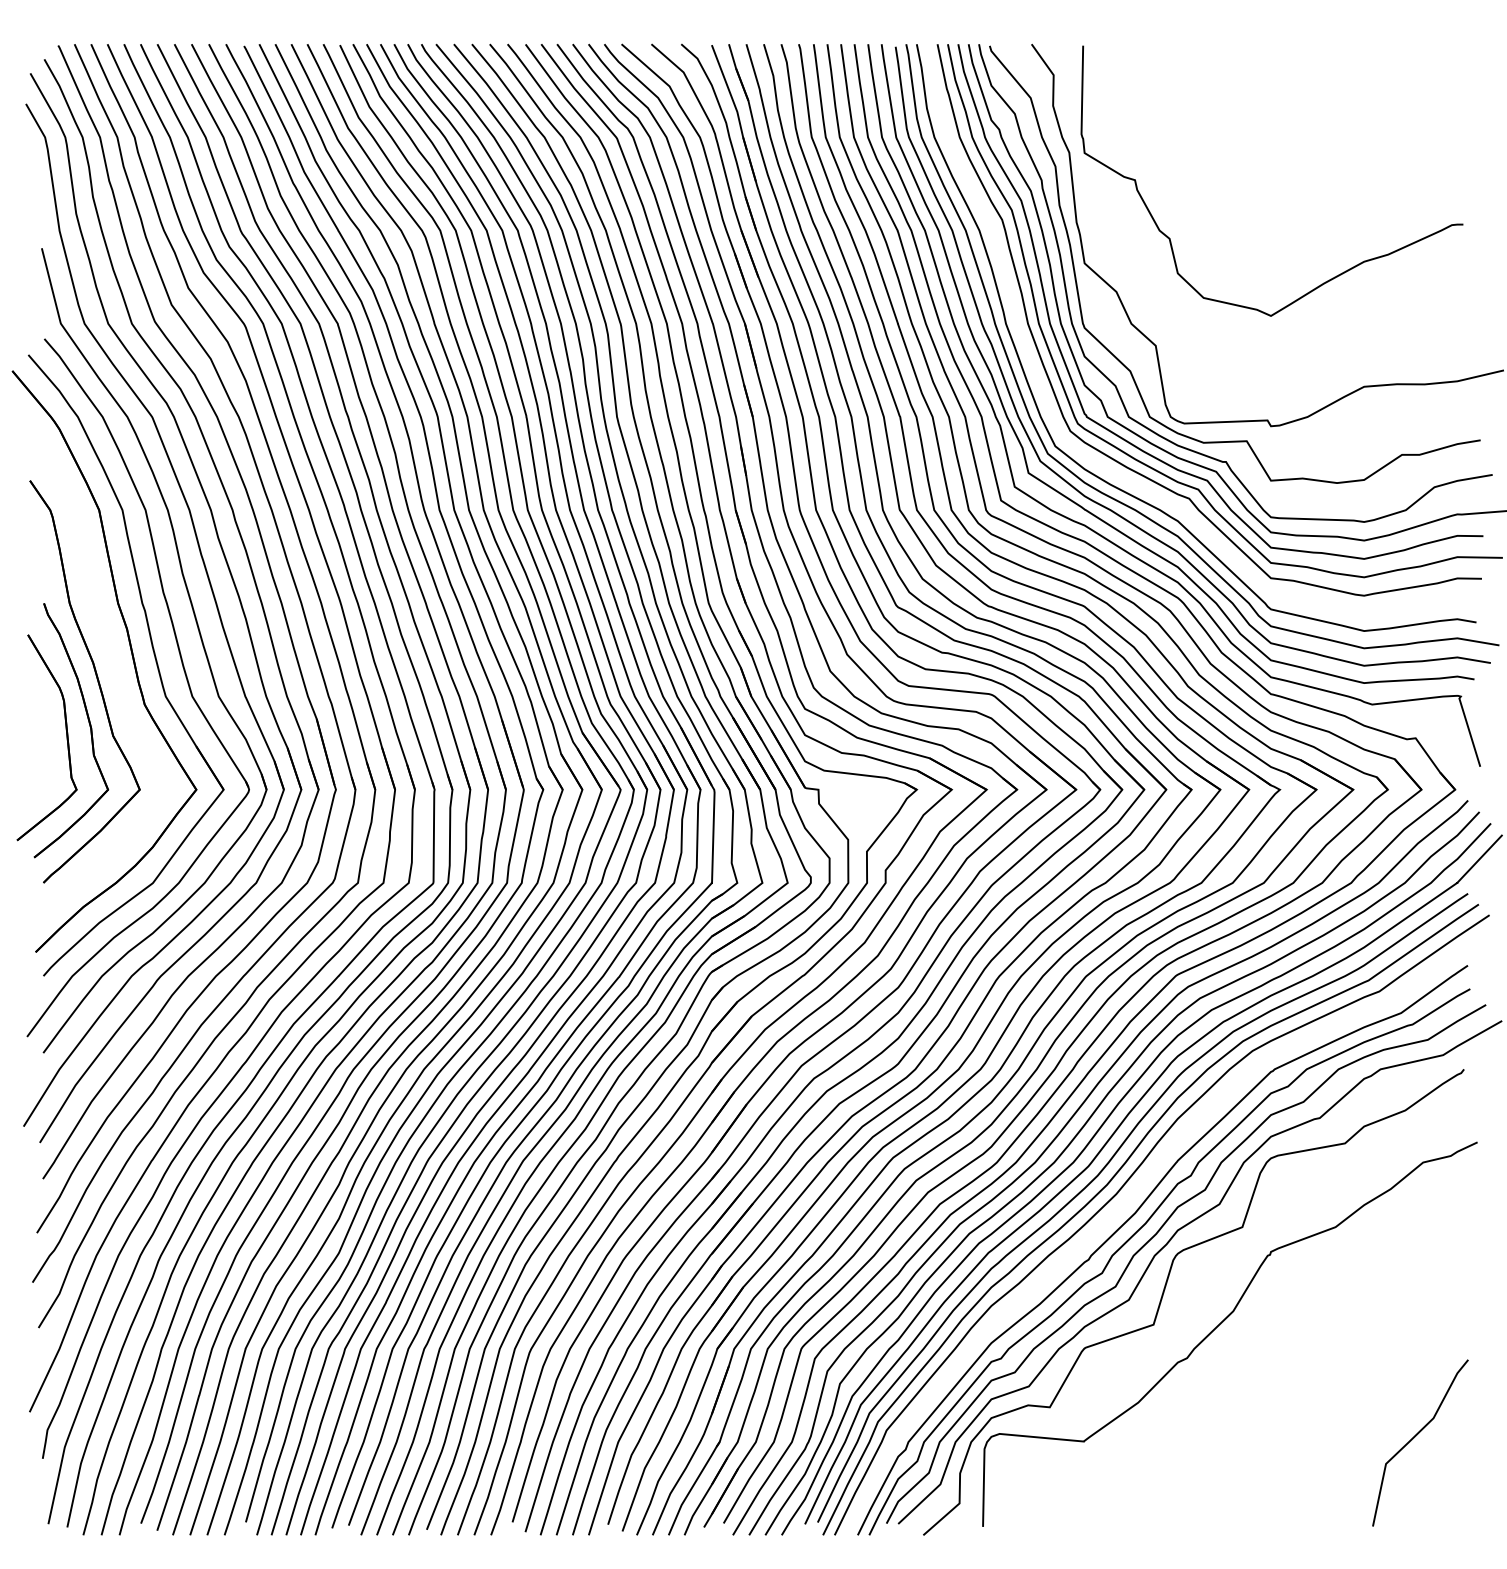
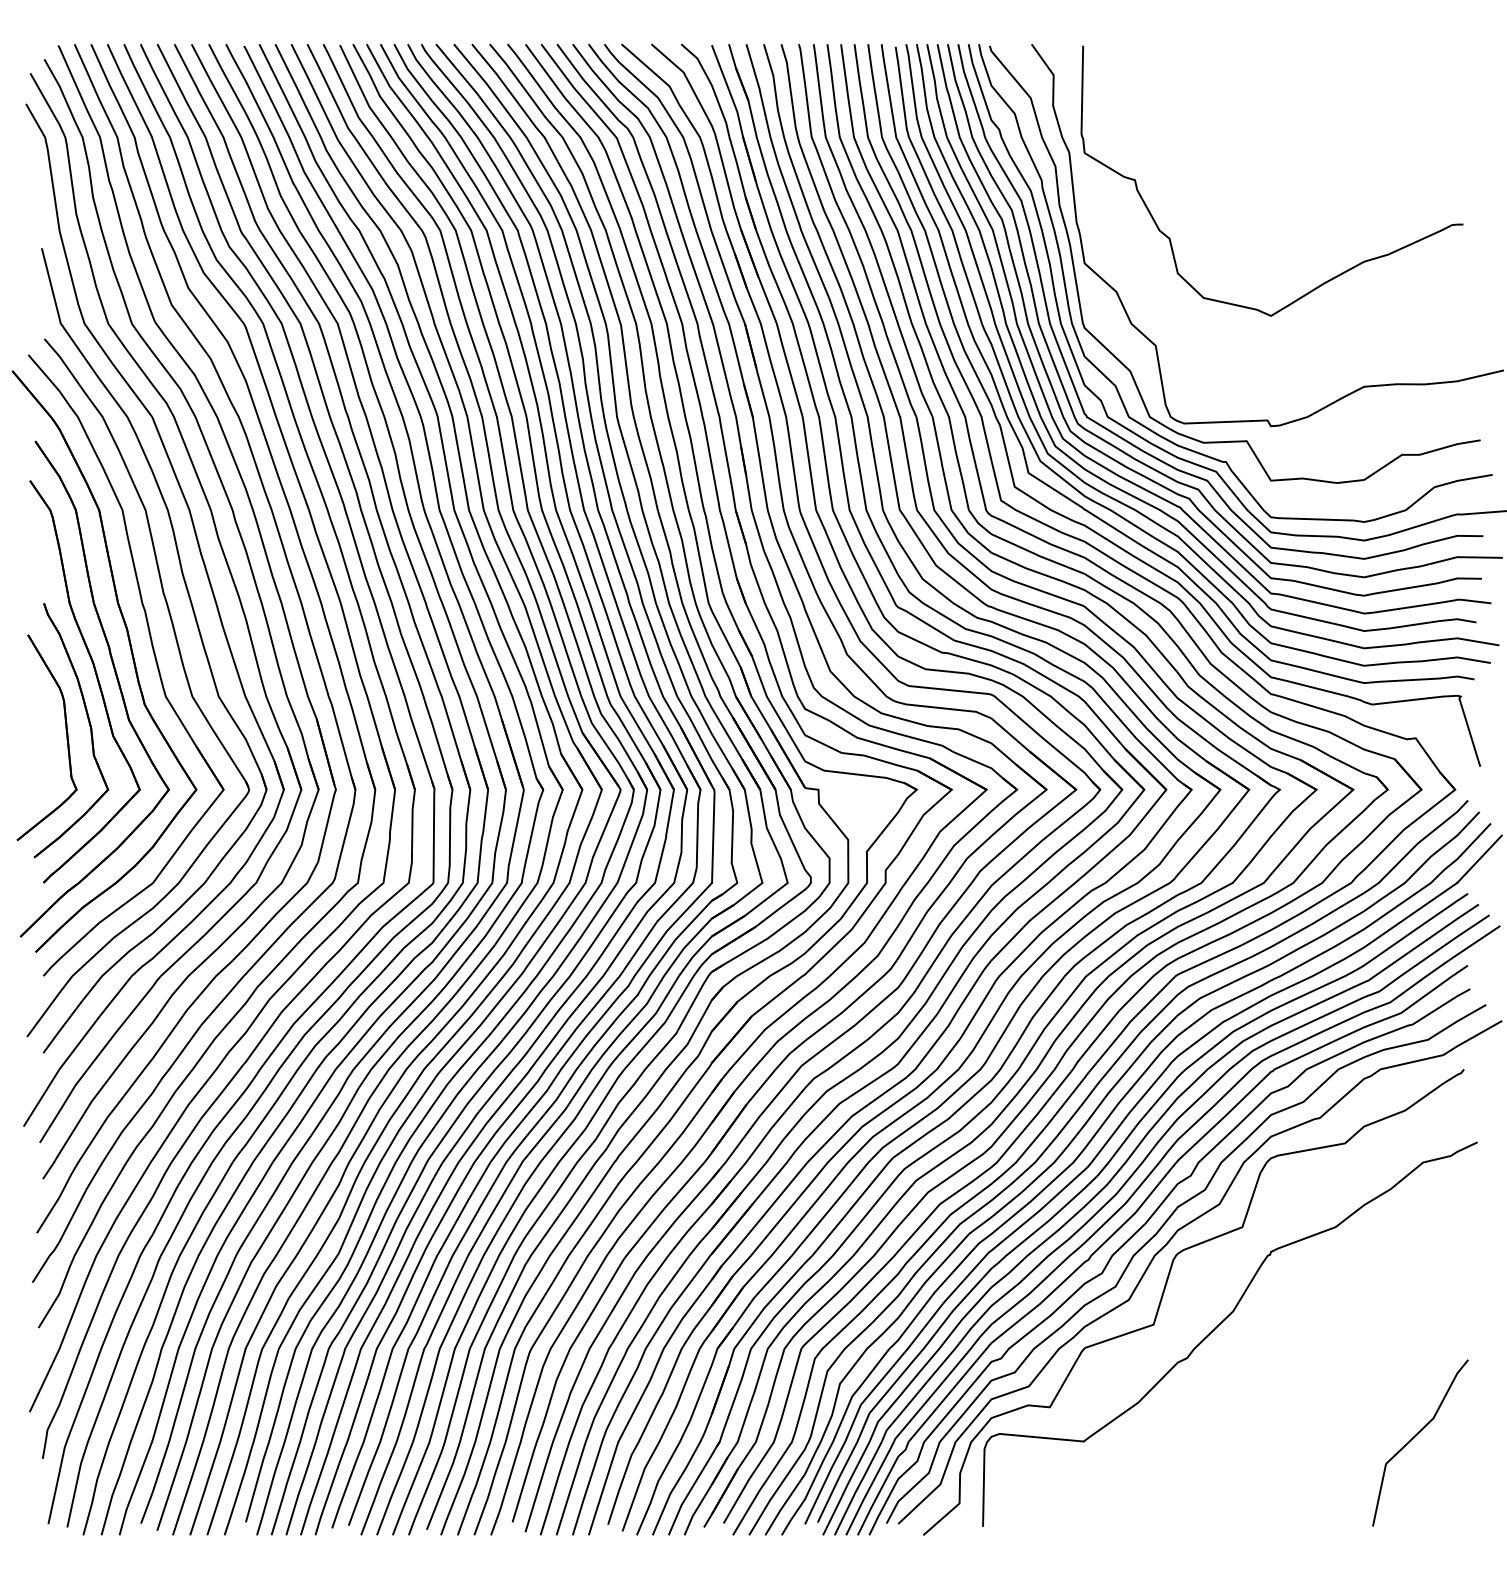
curve: none -> present (1128, 479)
part: none -> present (117, 683)
curve: none -> present (1130, 1199)
